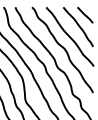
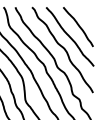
line: present -> none (85, 14)
